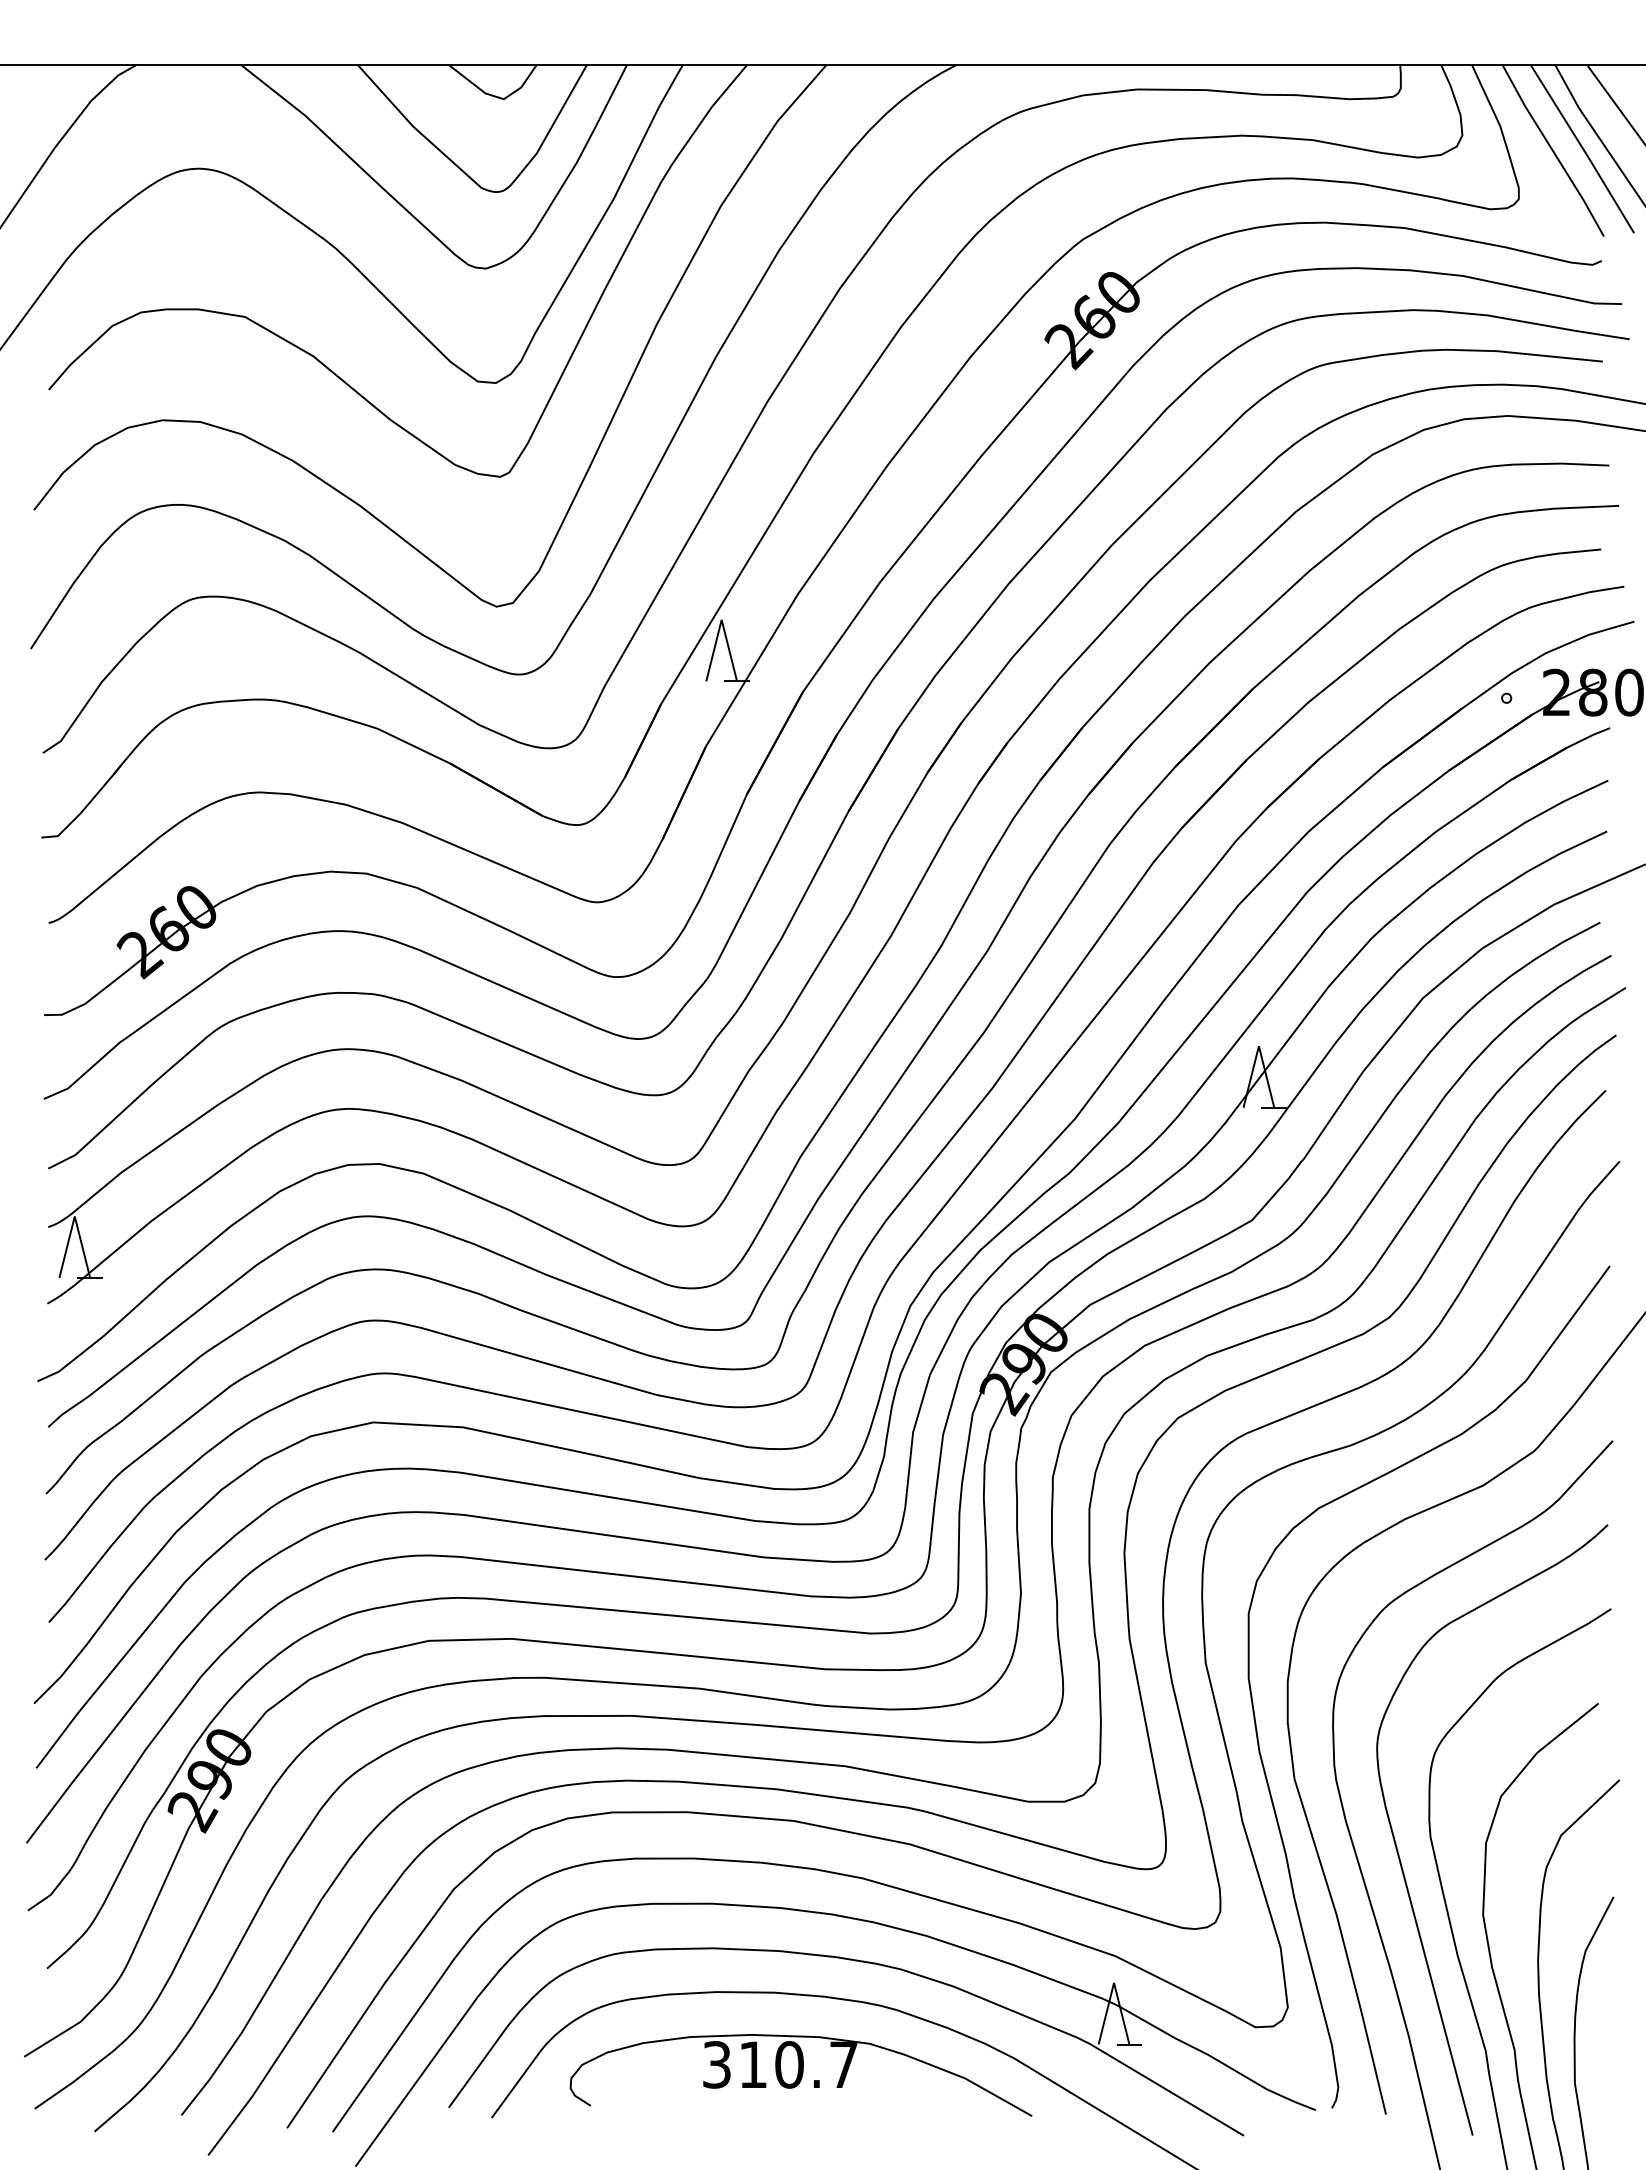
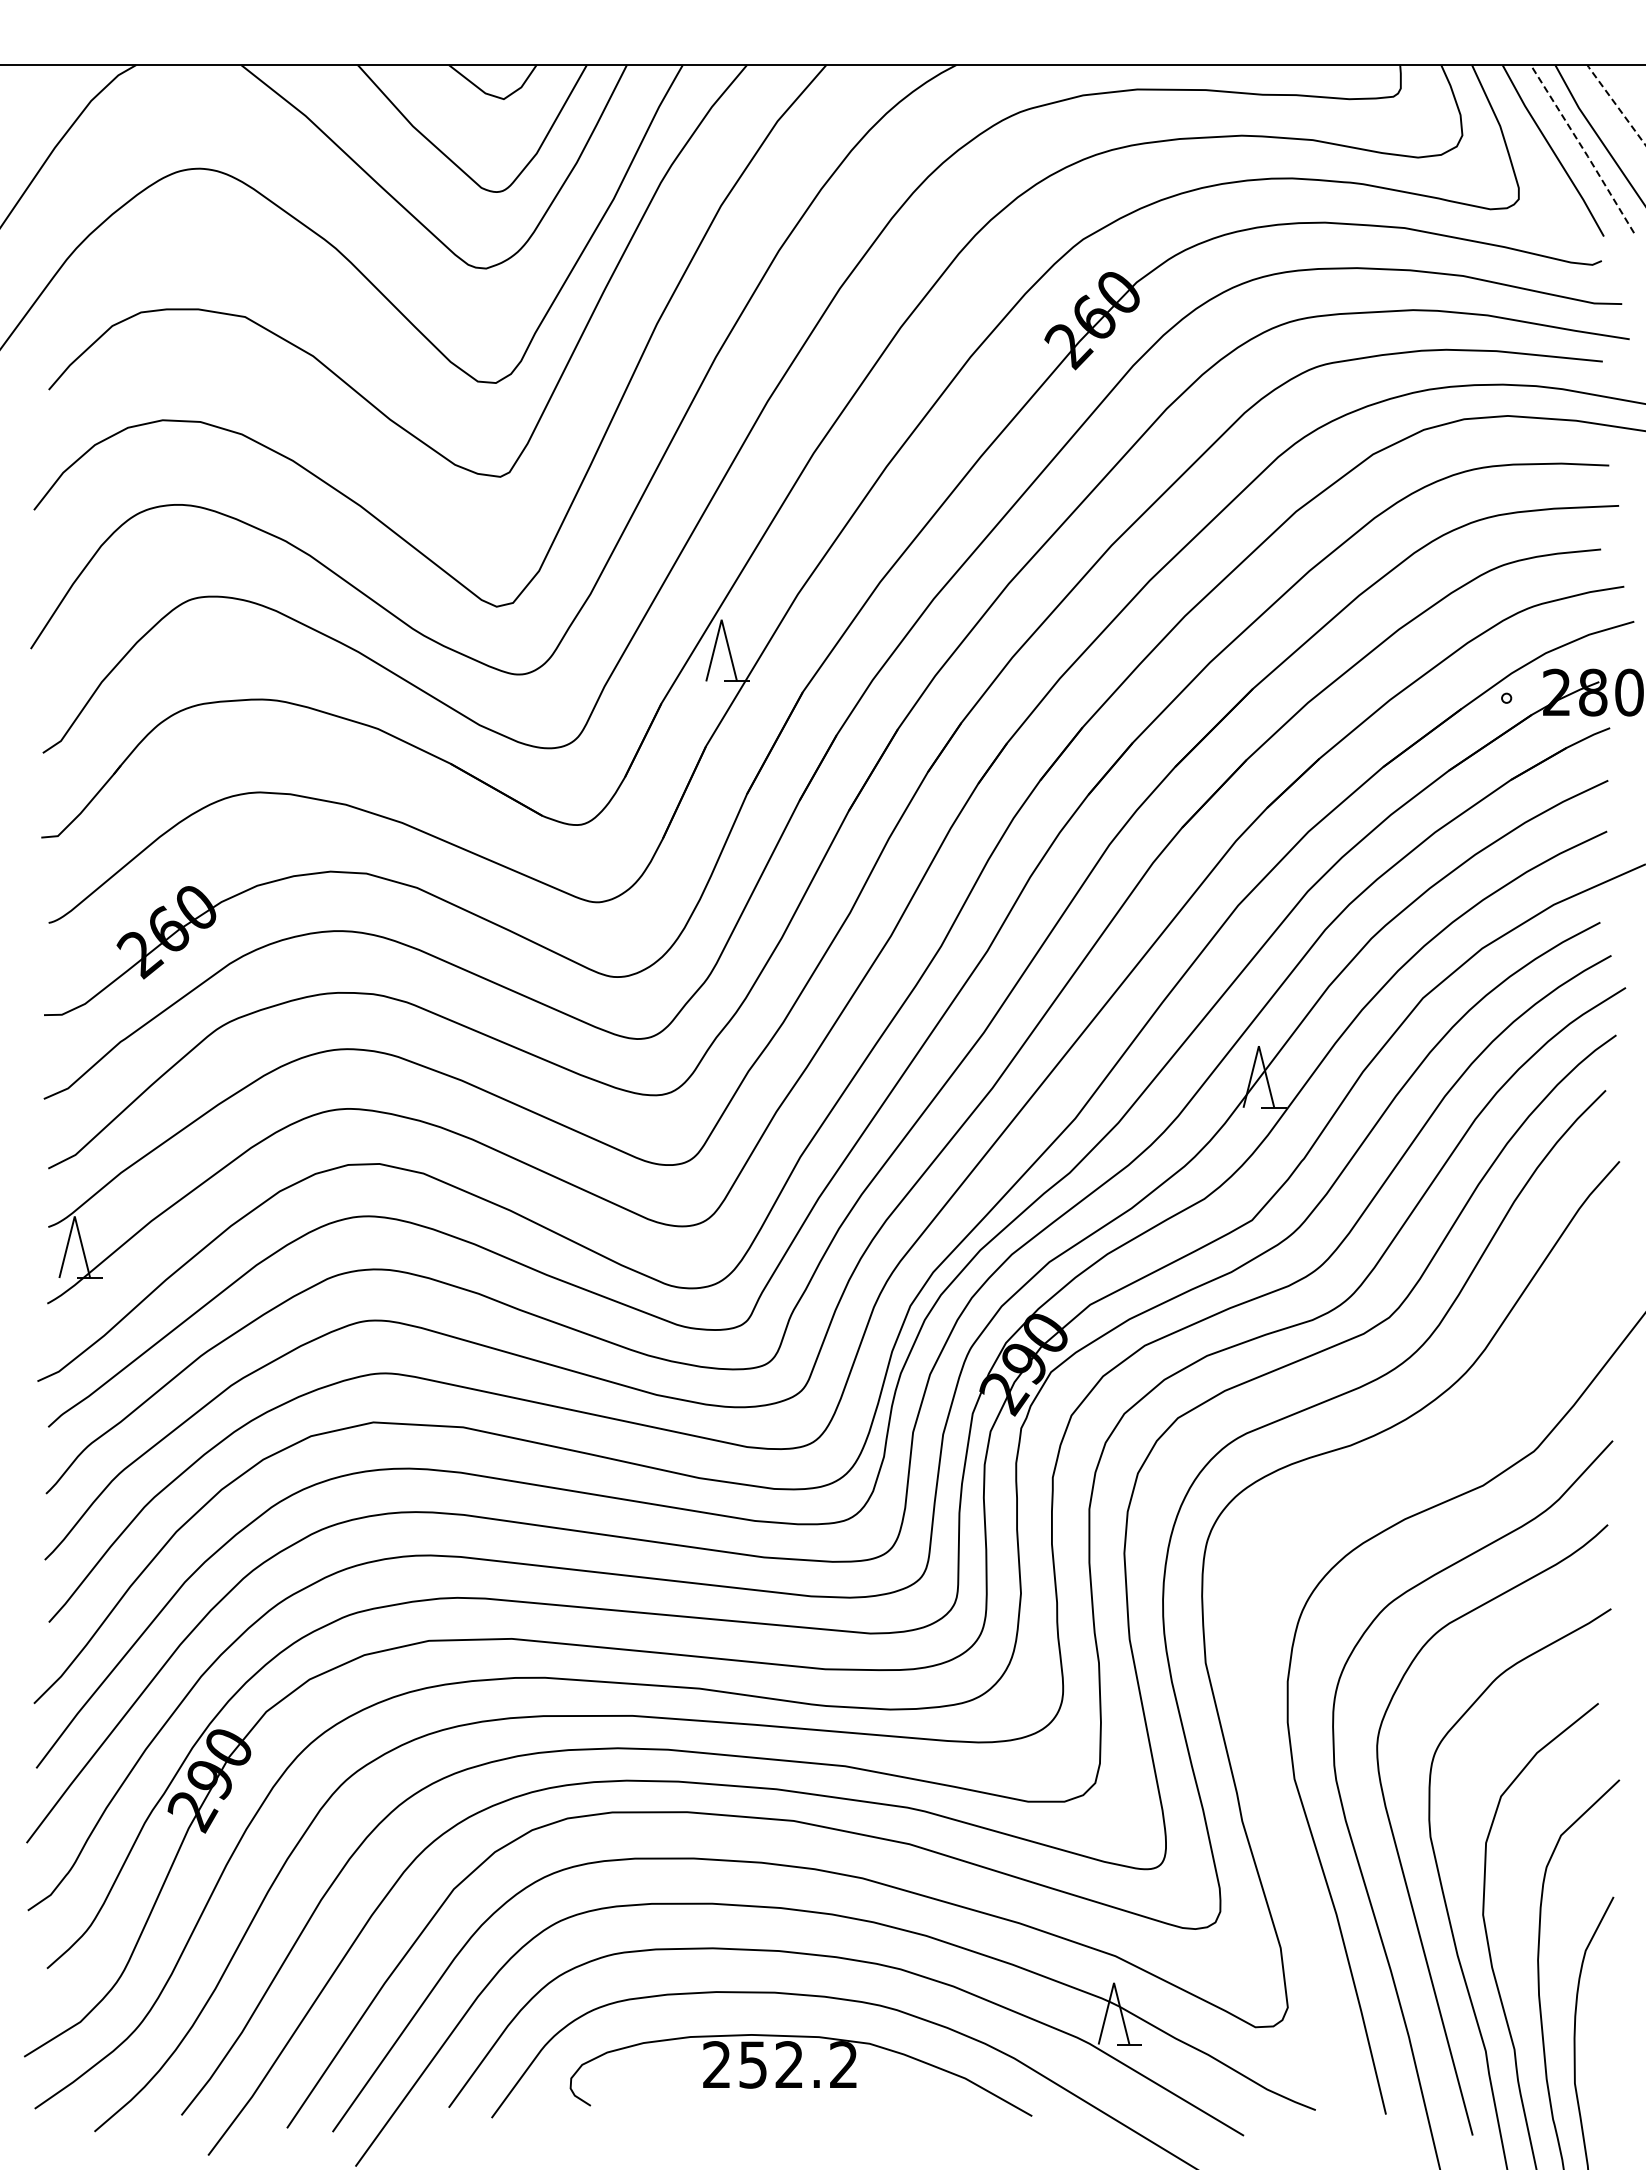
line: solid -> dashed (1615, 104)
line: solid -> dashed (1583, 149)
curve: present -> none (1254, 1708)
text: 310.7 -> 252.2 (780, 2064)
